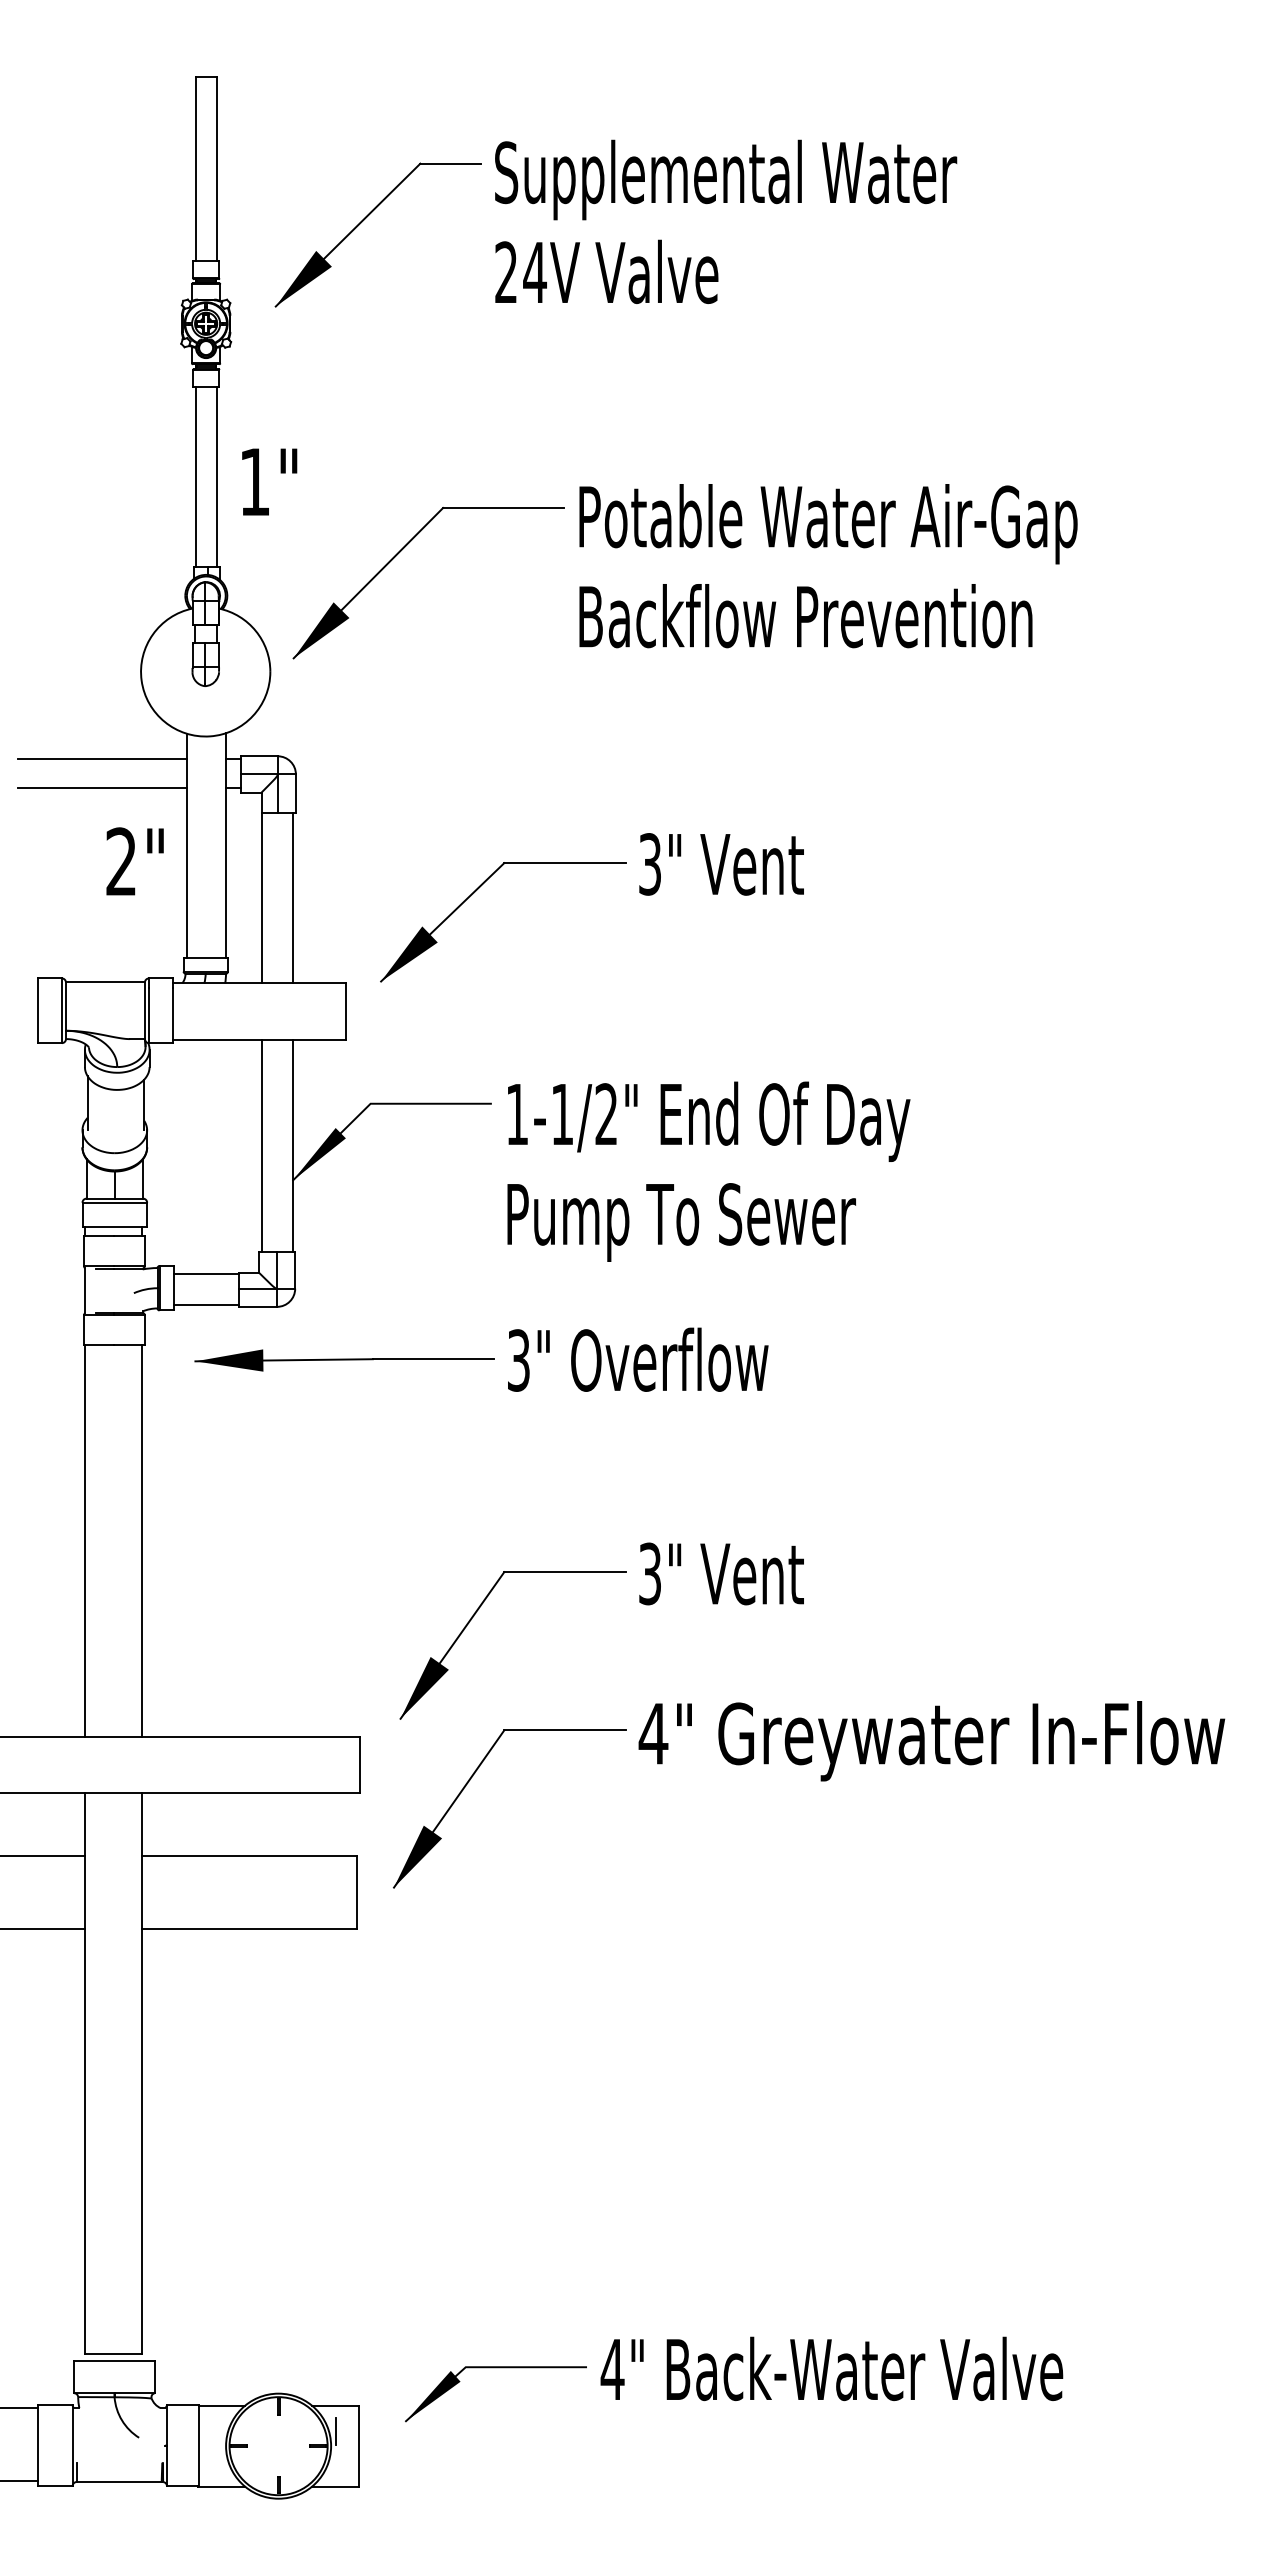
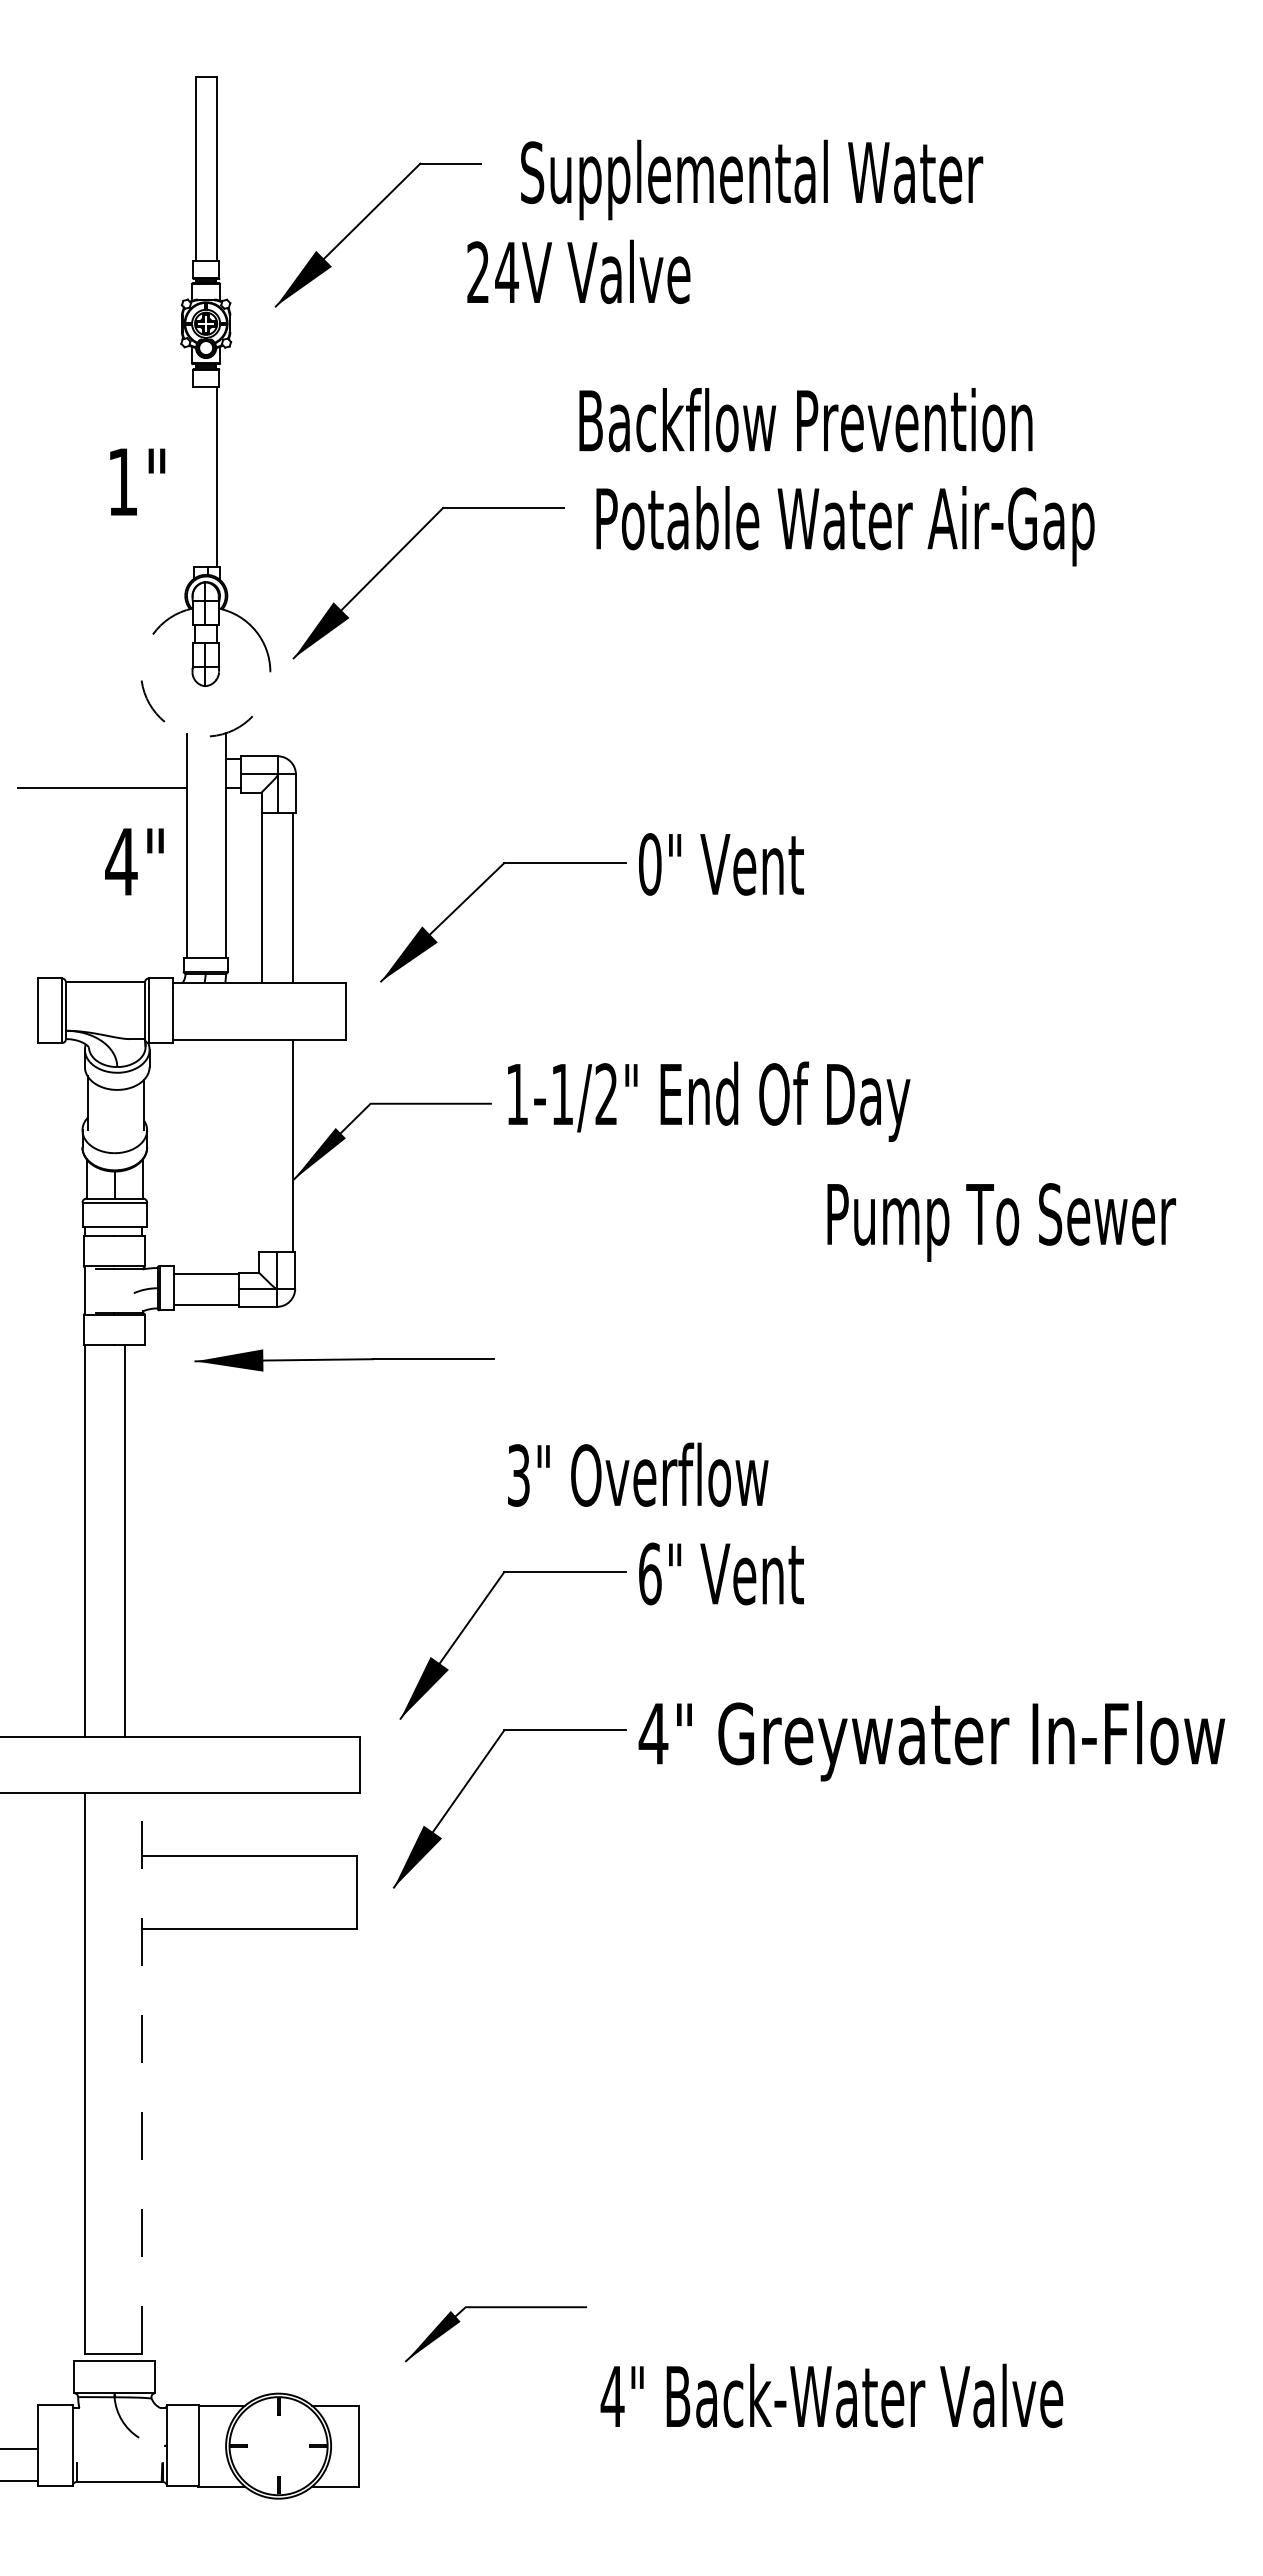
text position: (726, 179) -> (752, 179) (752, 179)
text position: (606, 271) -> (578, 271) (578, 271)
line: present -> none (196, 476)
text position: (269, 481) -> (137, 481) (137, 481)
text position: (828, 524) -> (845, 526) (845, 526)
text position: (805, 616) -> (805, 420) (805, 420)
arc: solid -> dashed (164, 722)
line: present -> none (102, 759)
text: 2" -> 4" (121, 861)
text: 3" -> 0" (649, 864)
text position: (709, 1121) -> (709, 1101) (709, 1101)
line: present -> none (261, 1146)
text position: (681, 1222) -> (1001, 1222) (1001, 1222)
text position: (638, 1359) -> (638, 1474) (638, 1474)
line position: (141, 1540) -> (124, 1540) (124, 1540)
text: 3" -> 6" (650, 1573)
line: present -> none (43, 1855)
line: present -> none (43, 1928)
line: solid -> dashed (141, 2073)
part position: (495, 2368) -> (495, 2308) (495, 2308)
text position: (831, 2368) -> (831, 2395) (831, 2395)
line position: (20, 2408) -> (20, 2449) (20, 2449)
line: present -> none (335, 2431)
